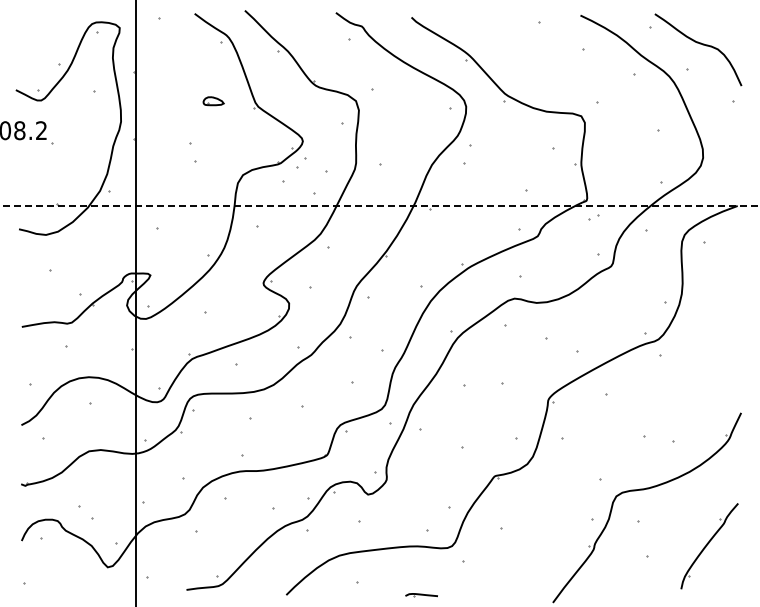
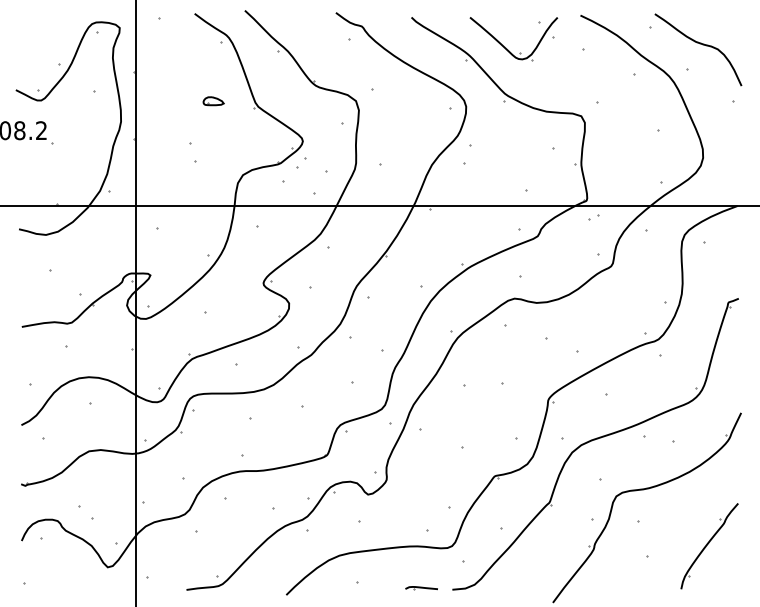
part: none -> present (506, 47)
line: dashed -> solid (380, 205)
part: none -> present (595, 444)
part position: (421, 595) -> (421, 588) (421, 588)
